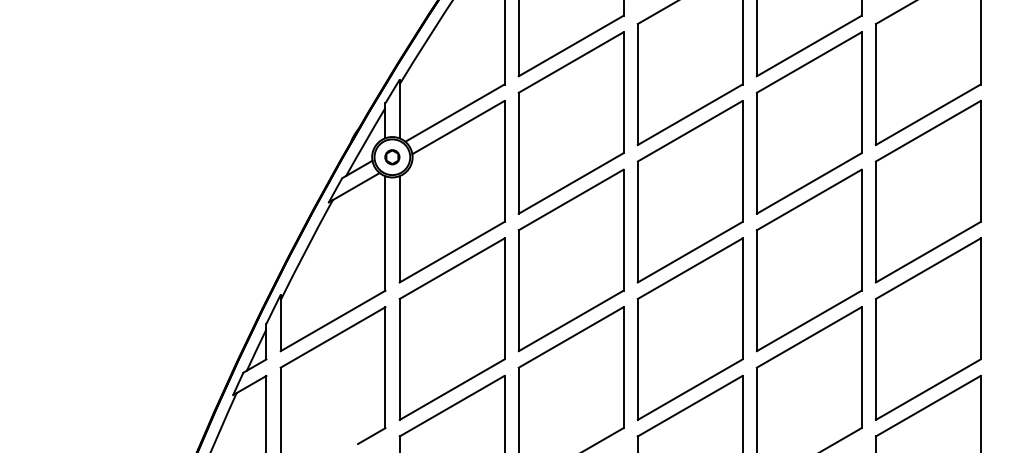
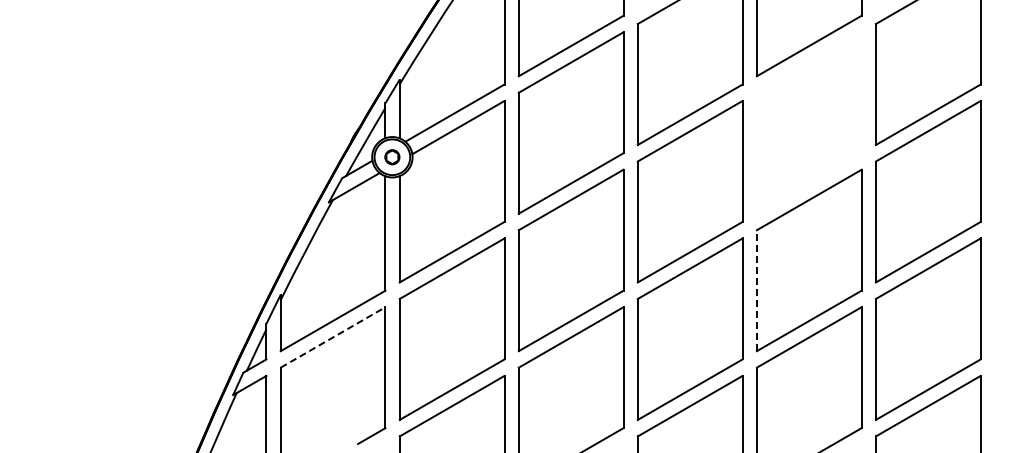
part: present -> none (808, 122)
line: solid -> dashed (756, 290)
line: solid -> dashed (333, 337)
